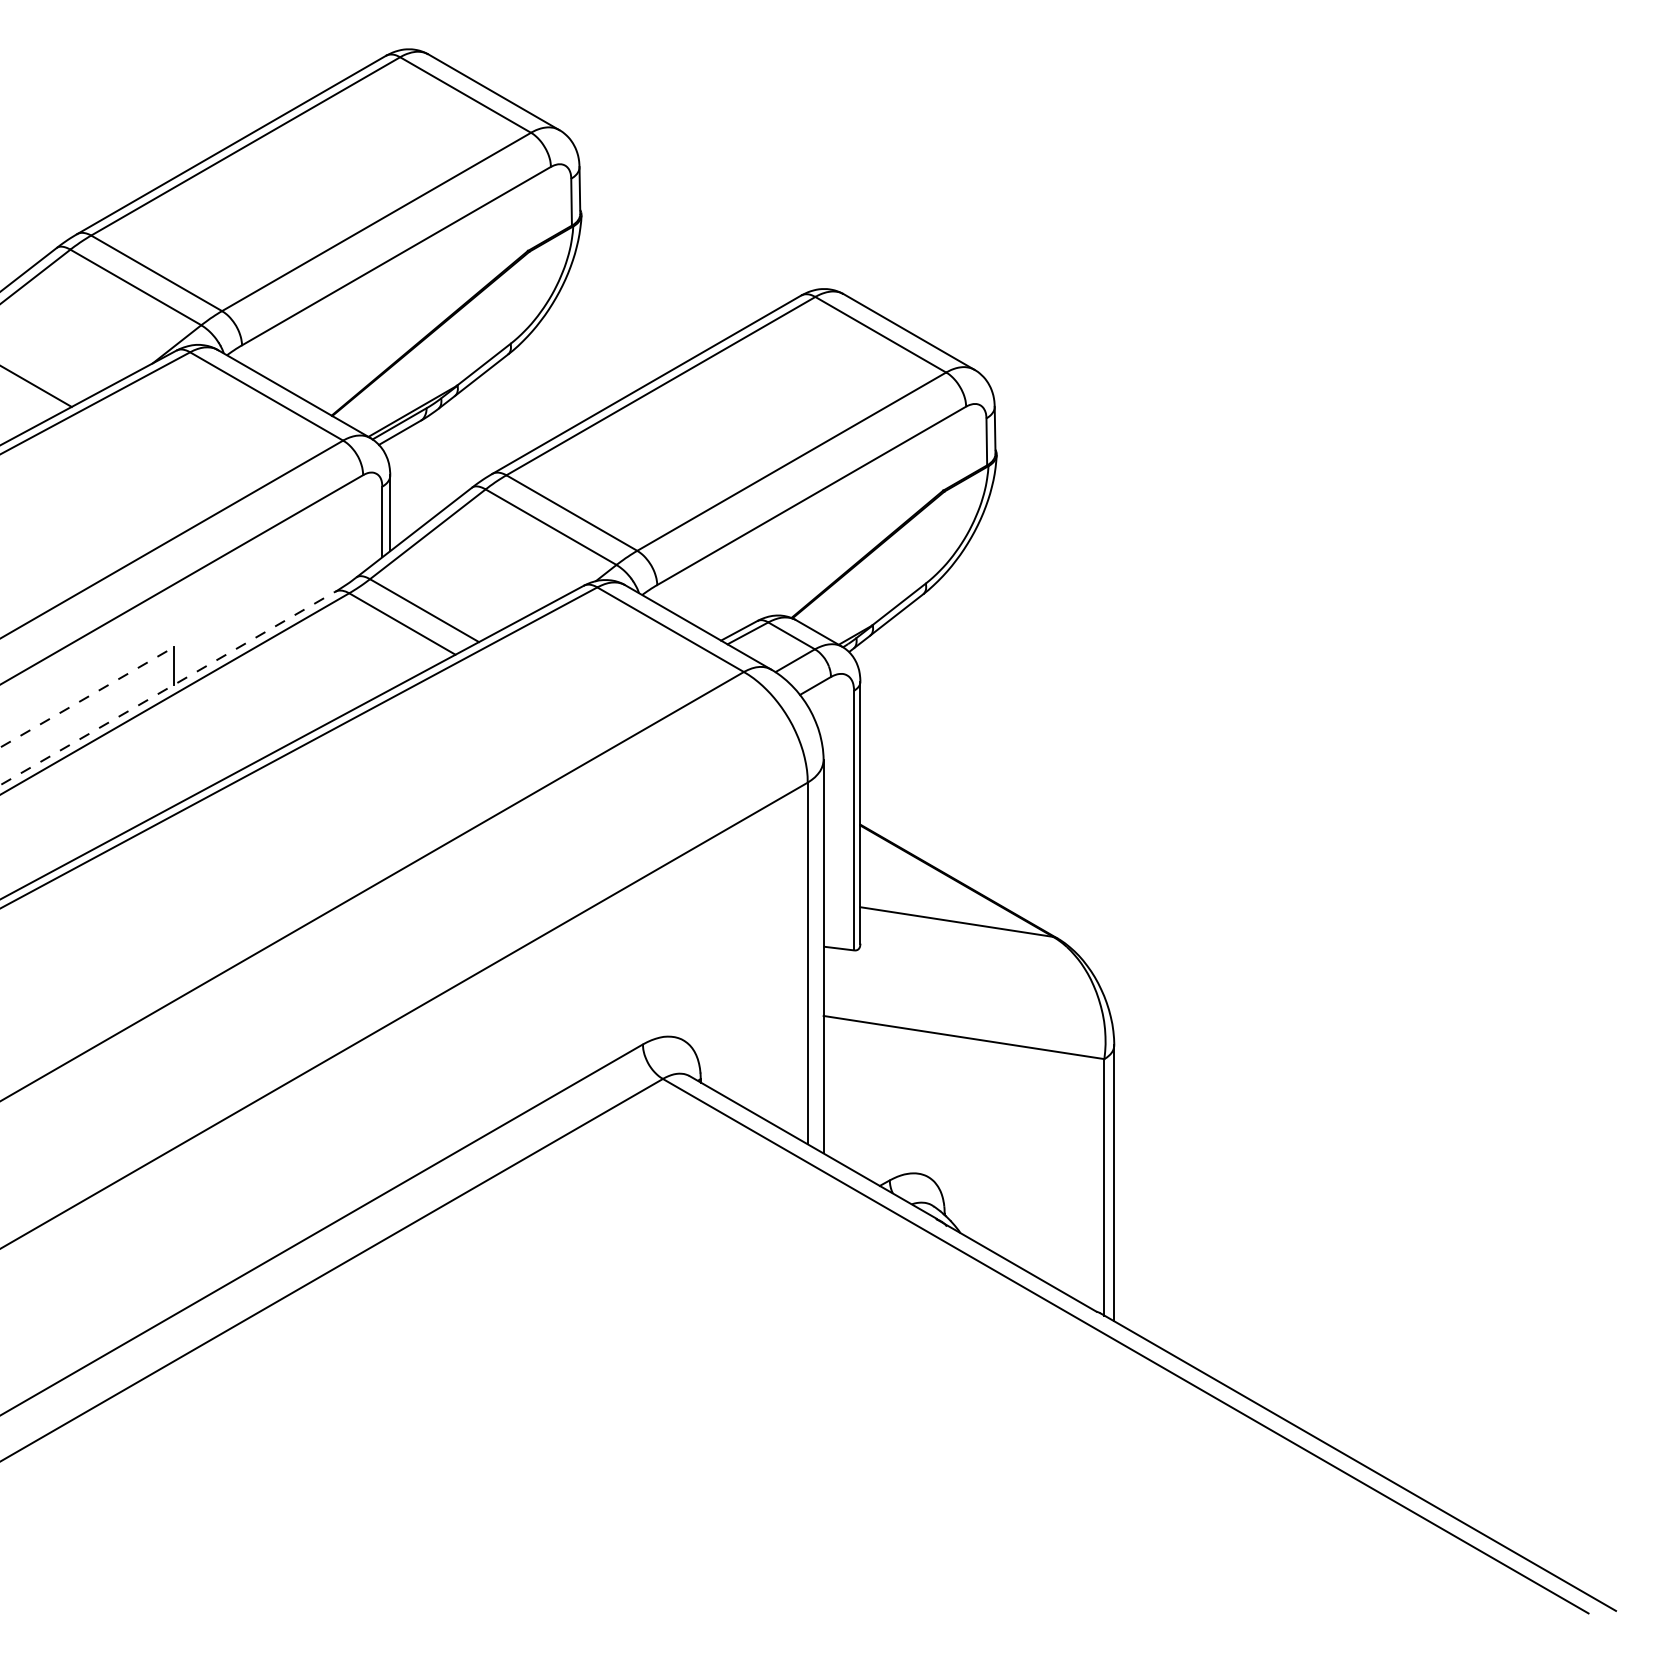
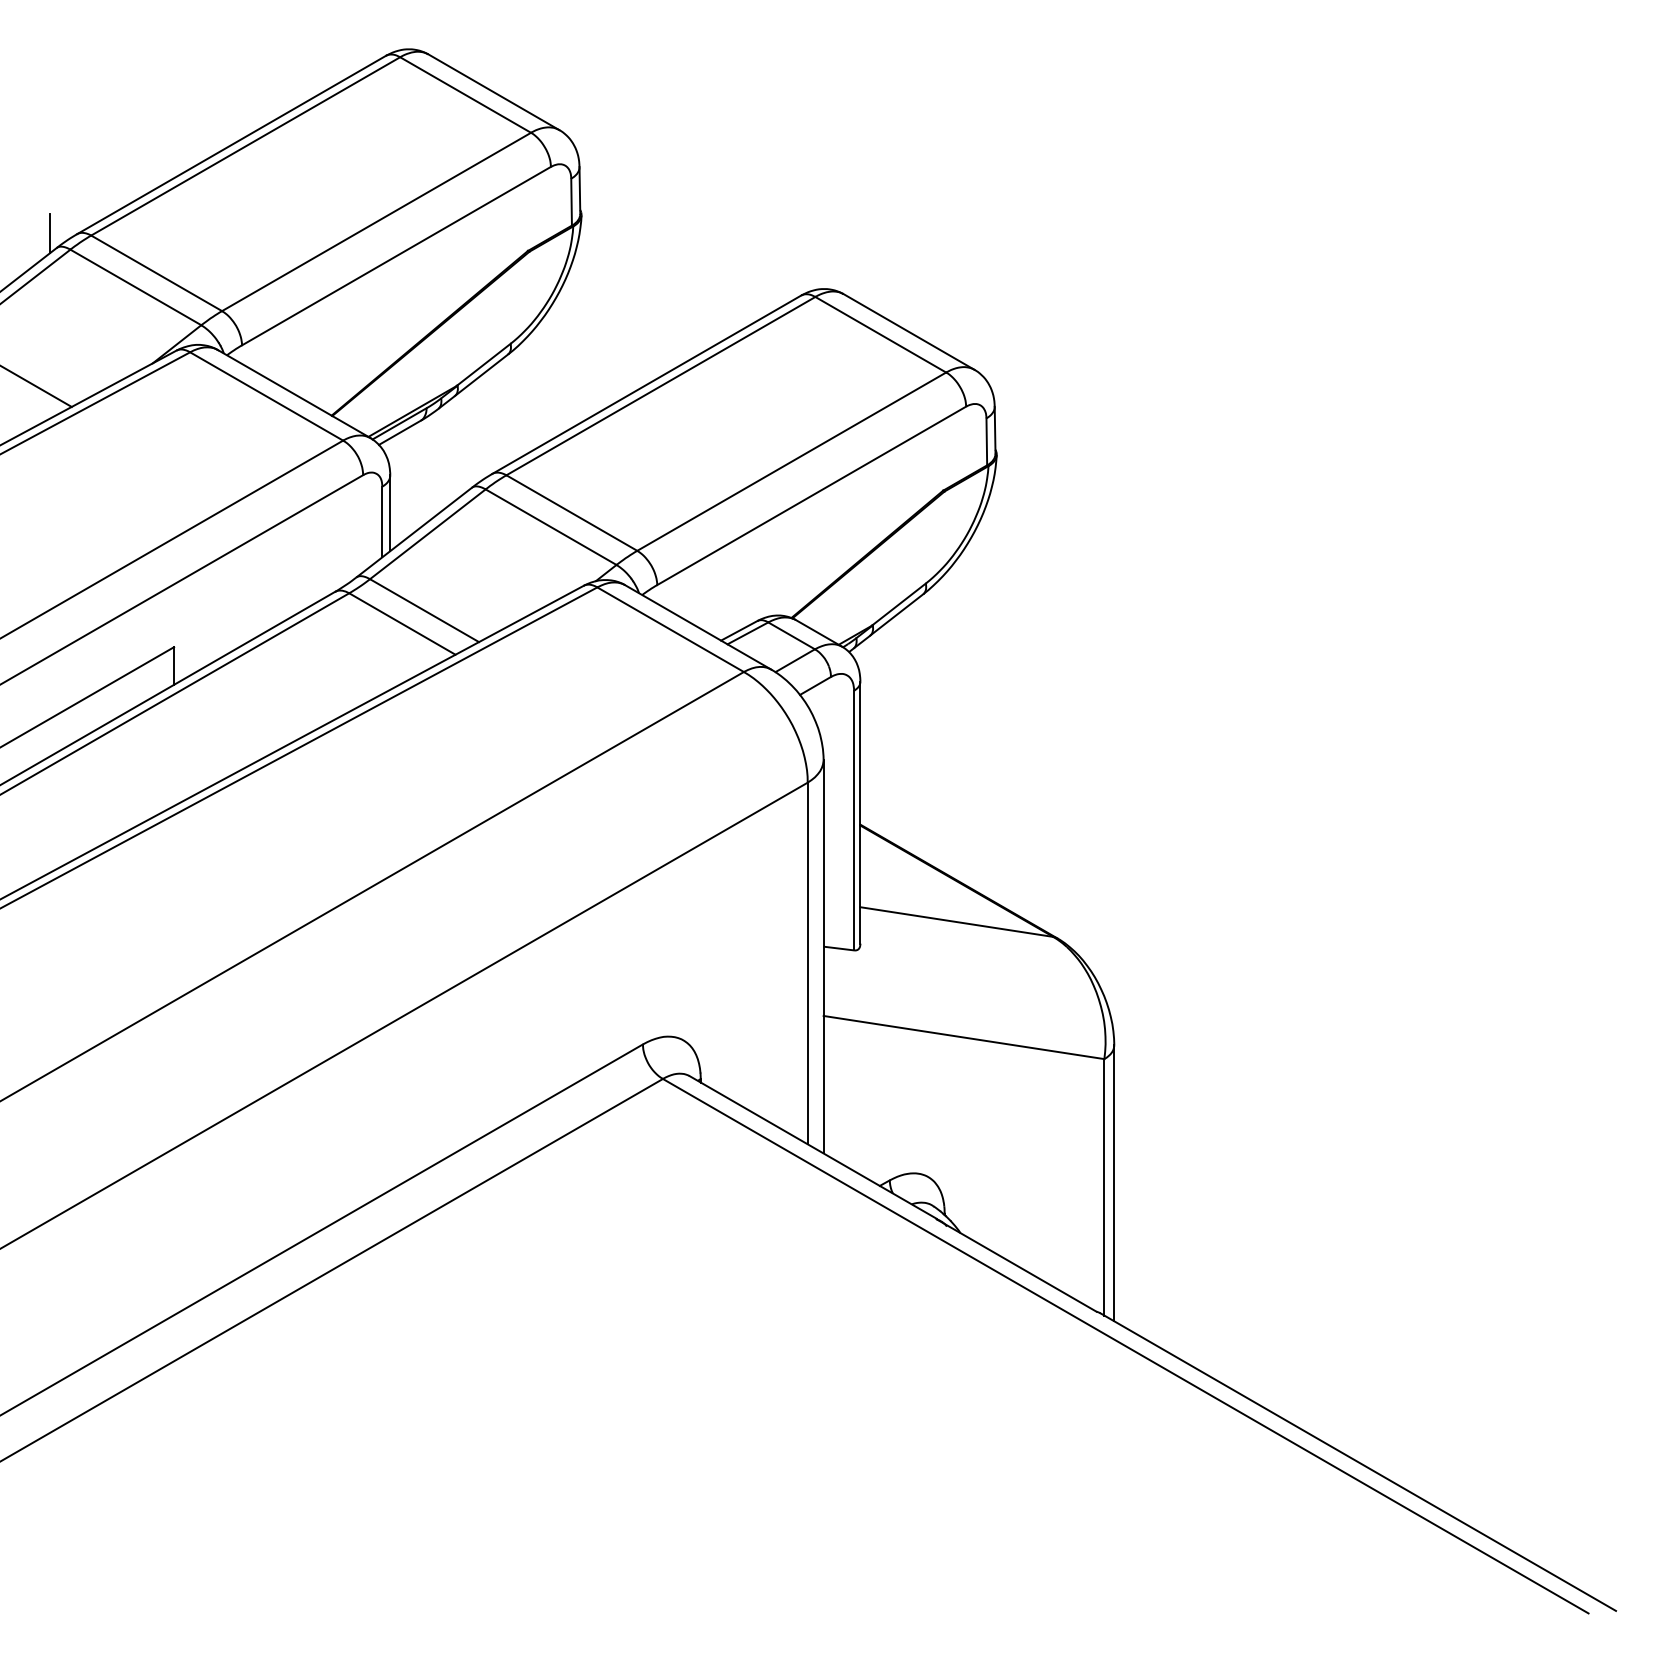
line: none -> present (50, 233)
line: dashed -> solid (168, 688)
line: dashed -> solid (87, 697)
